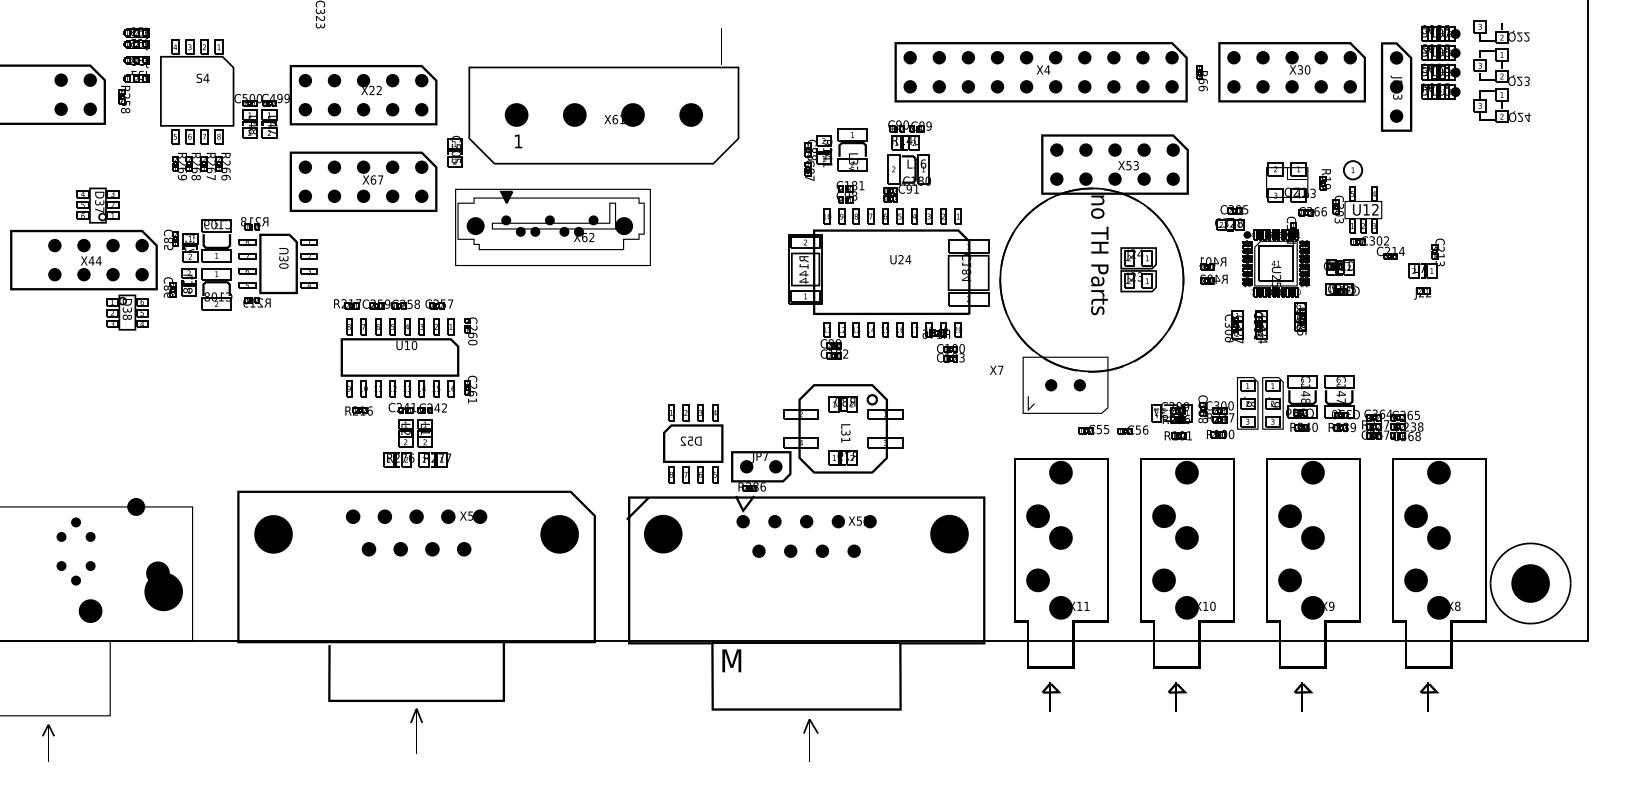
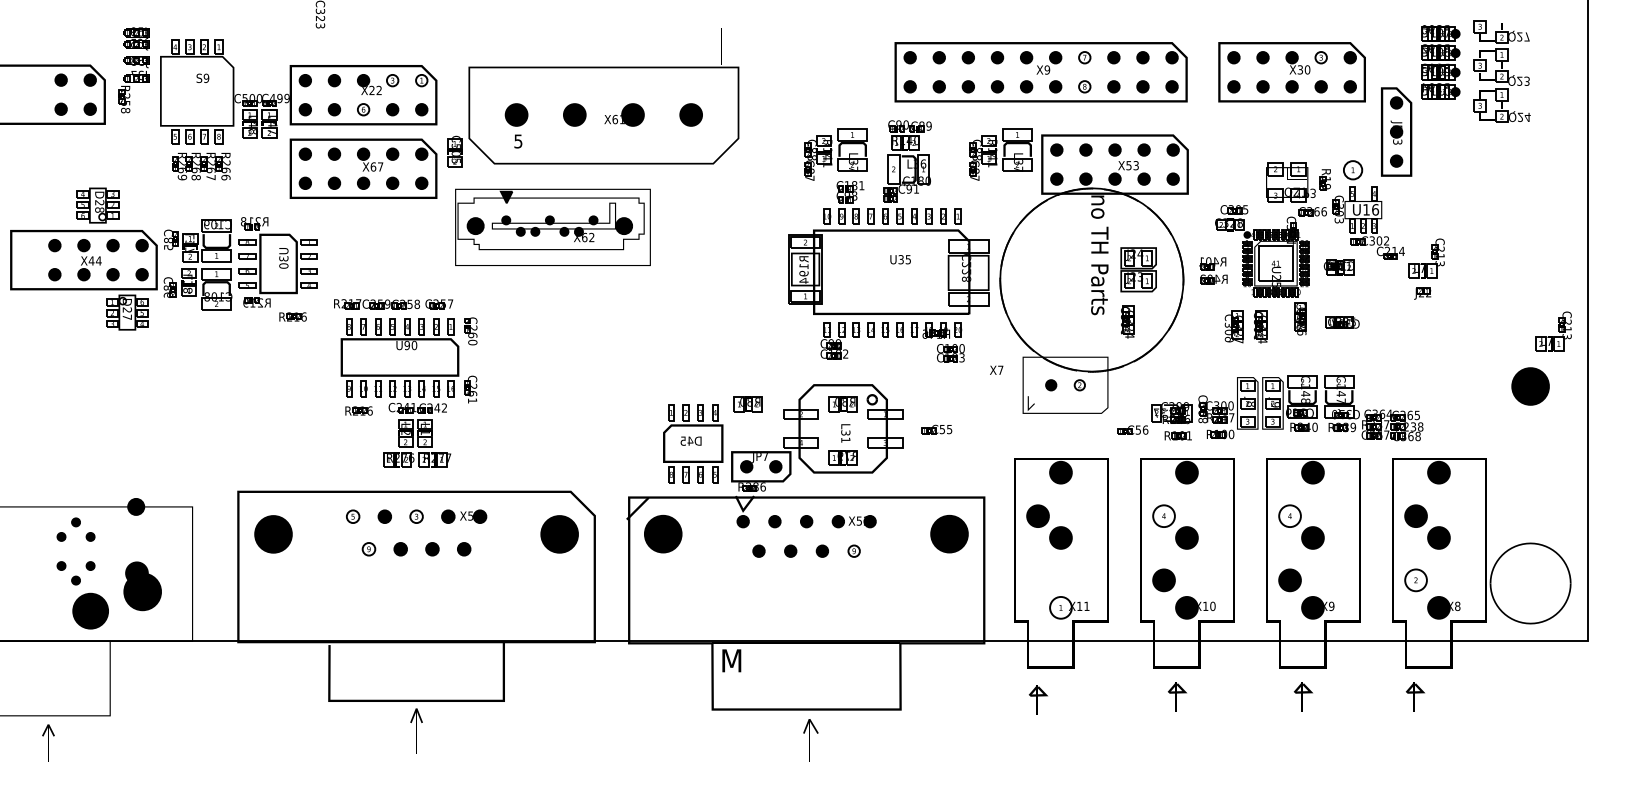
text: Q22 -> Q27 (1526, 36)
fill: present -> none (1084, 57)
fill: present -> none (1320, 57)
text: X4 -> X9 (1047, 69)
text: S4 -> S9 (206, 77)
part: present -> none (1201, 78)
fill: present -> none (392, 80)
fill: present -> none (421, 80)
fill: present -> none (1084, 86)
part position: (1396, 86) -> (1396, 131) (1396, 131)
fill: present -> none (363, 109)
text: 1 -> 5 (518, 141)
part: none -> present (1000, 154)
part position: (363, 181) -> (363, 168) (363, 168)
text: D37 -> D28 (99, 206)
text: U12 -> U16 (1375, 209)
text: U24 -> U35 (904, 259)
text: C184 -> C228 (966, 271)
text: R144 -> R194 (803, 273)
part position: (1342, 289) -> (1342, 322) (1342, 322)
text: D38 -> D27 (126, 313)
part: none -> present (292, 316)
part: none -> present (1127, 321)
part: none -> present (1553, 331)
text: U10 -> U90 (406, 345)
fill: present -> none (1079, 385)
part: none -> present (747, 404)
part position: (1093, 429) -> (936, 429) (936, 429)
text: D52 -> D45 (686, 440)
fill: present -> none (352, 516)
fill: present -> none (416, 516)
fill: present -> none (1163, 516)
fill: present -> none (1289, 516)
fill: present -> none (368, 548)
fill: present -> none (853, 550)
part: present -> none (1037, 580)
fill: present -> none (1415, 580)
part position: (1530, 583) -> (1530, 386) (1530, 386)
part position: (163, 586) -> (142, 586) (142, 586)
fill: present -> none (1060, 607)
part size: 25x24 px -> 37x38 px (90, 610)
part position: (1050, 696) -> (1037, 699) (1037, 699)
part position: (1429, 696) -> (1415, 696) (1415, 696)
